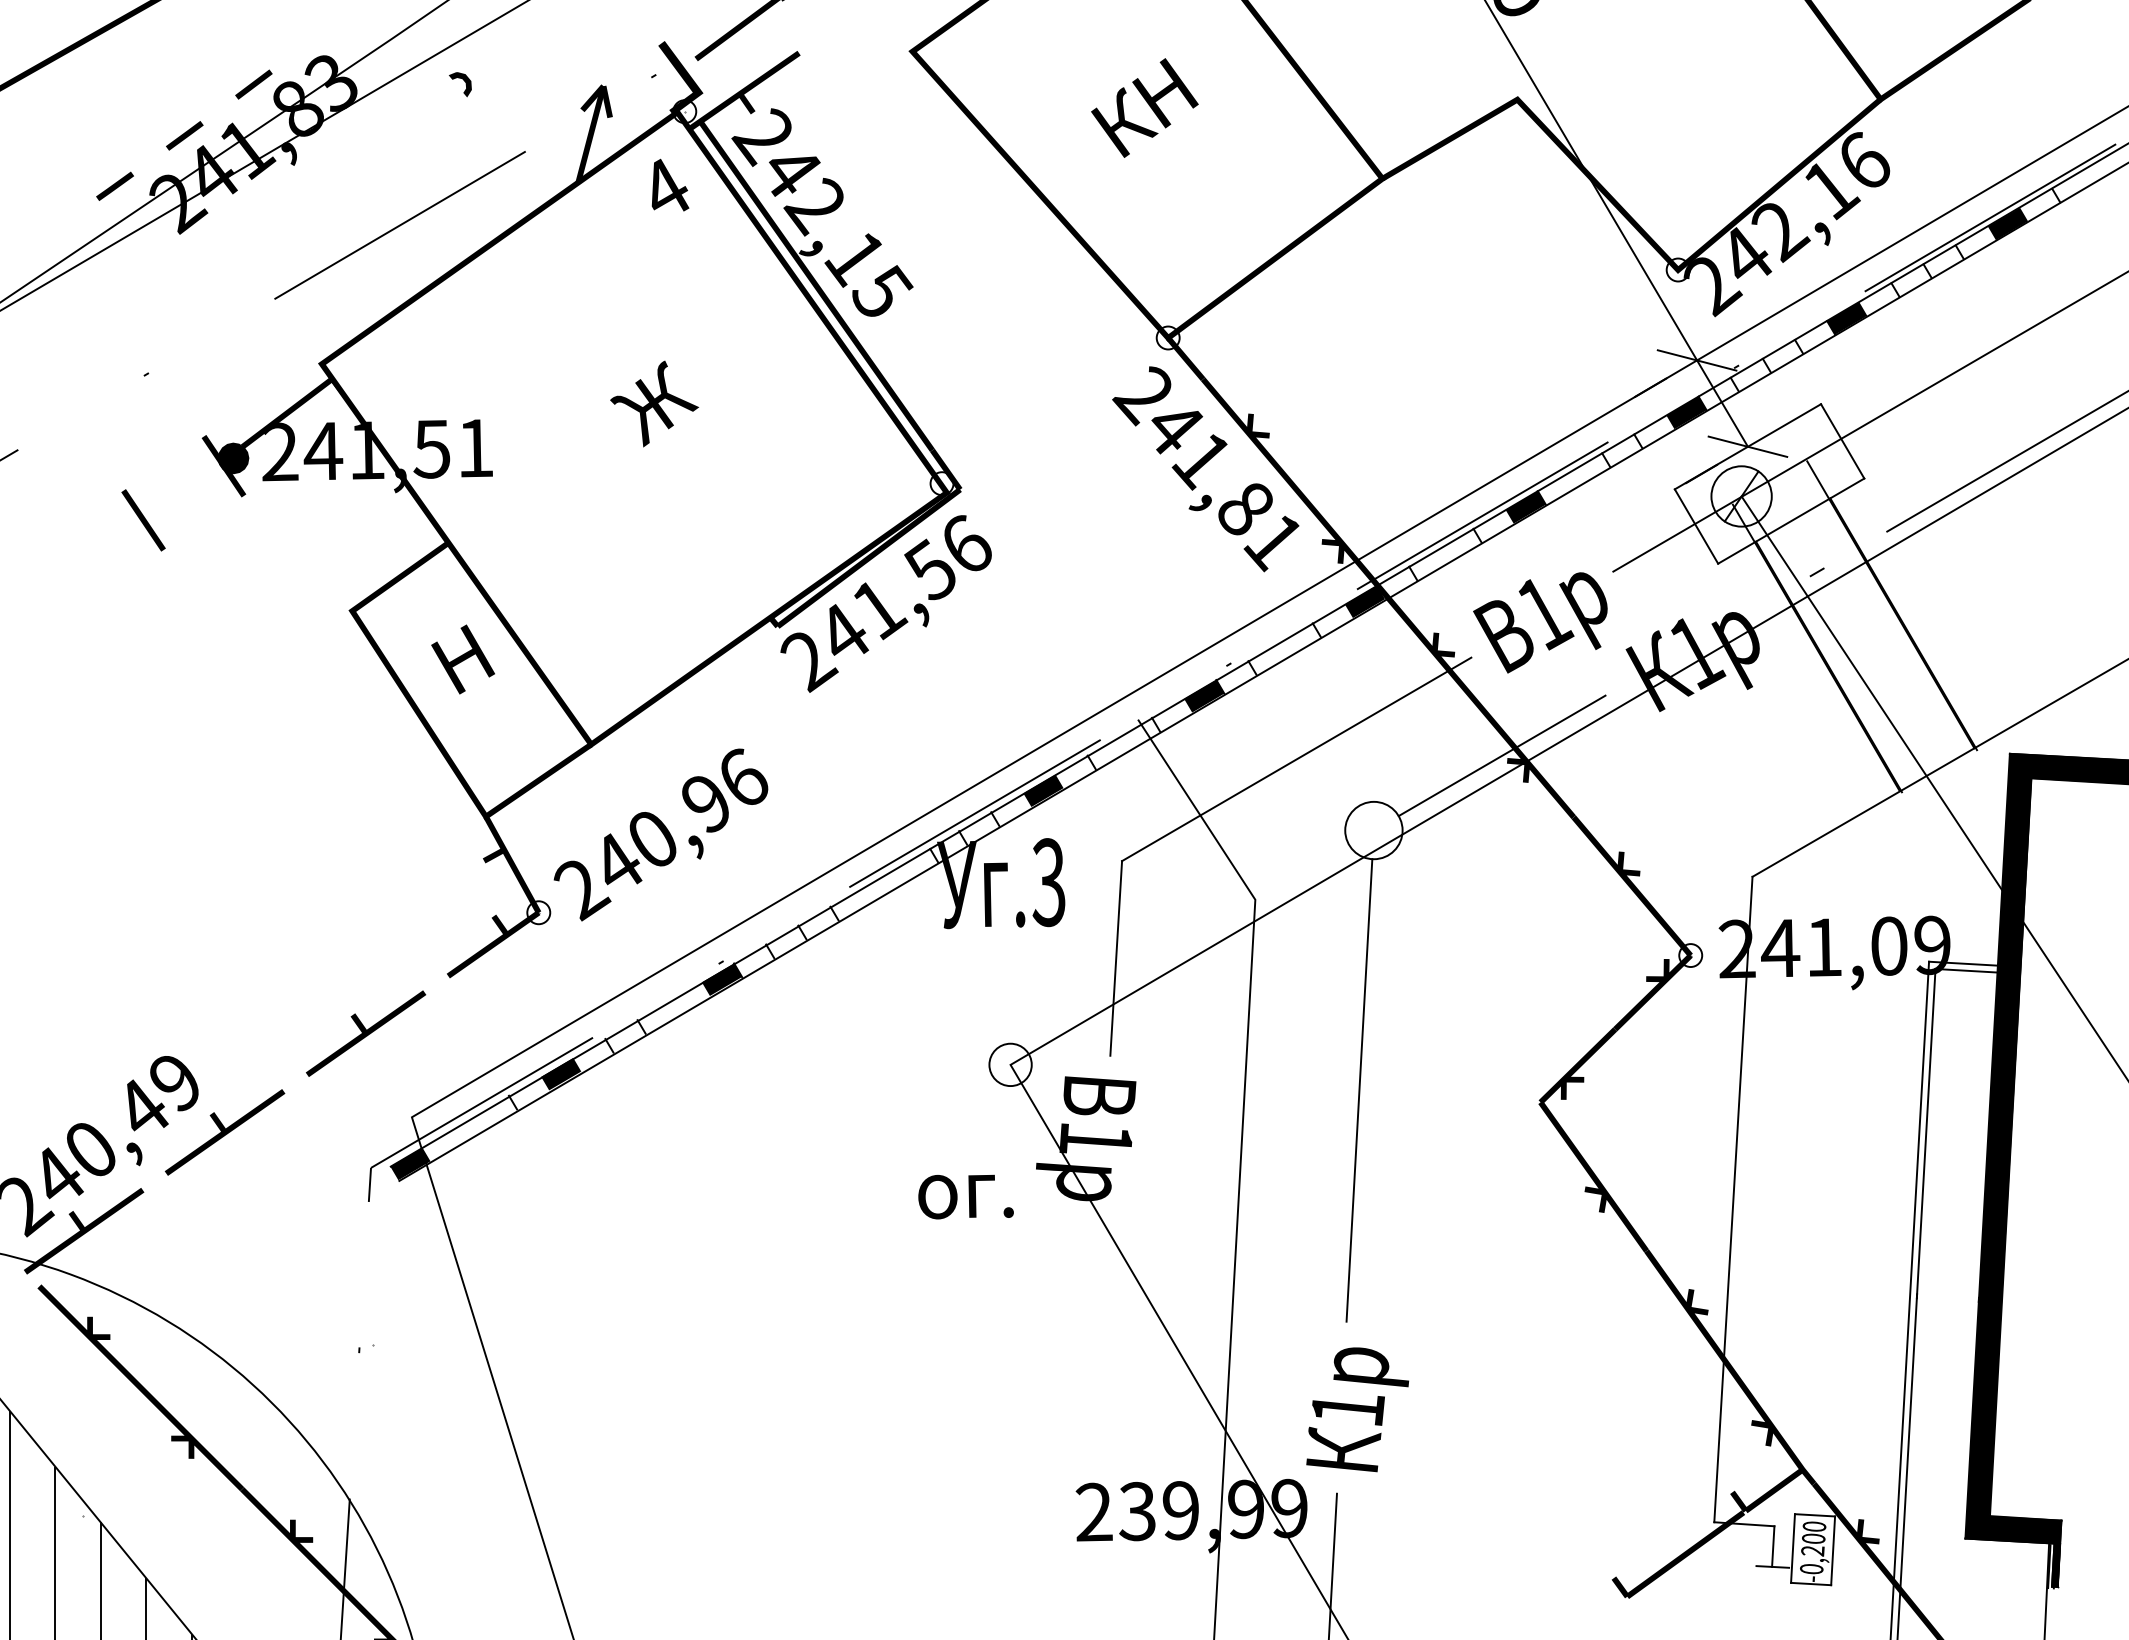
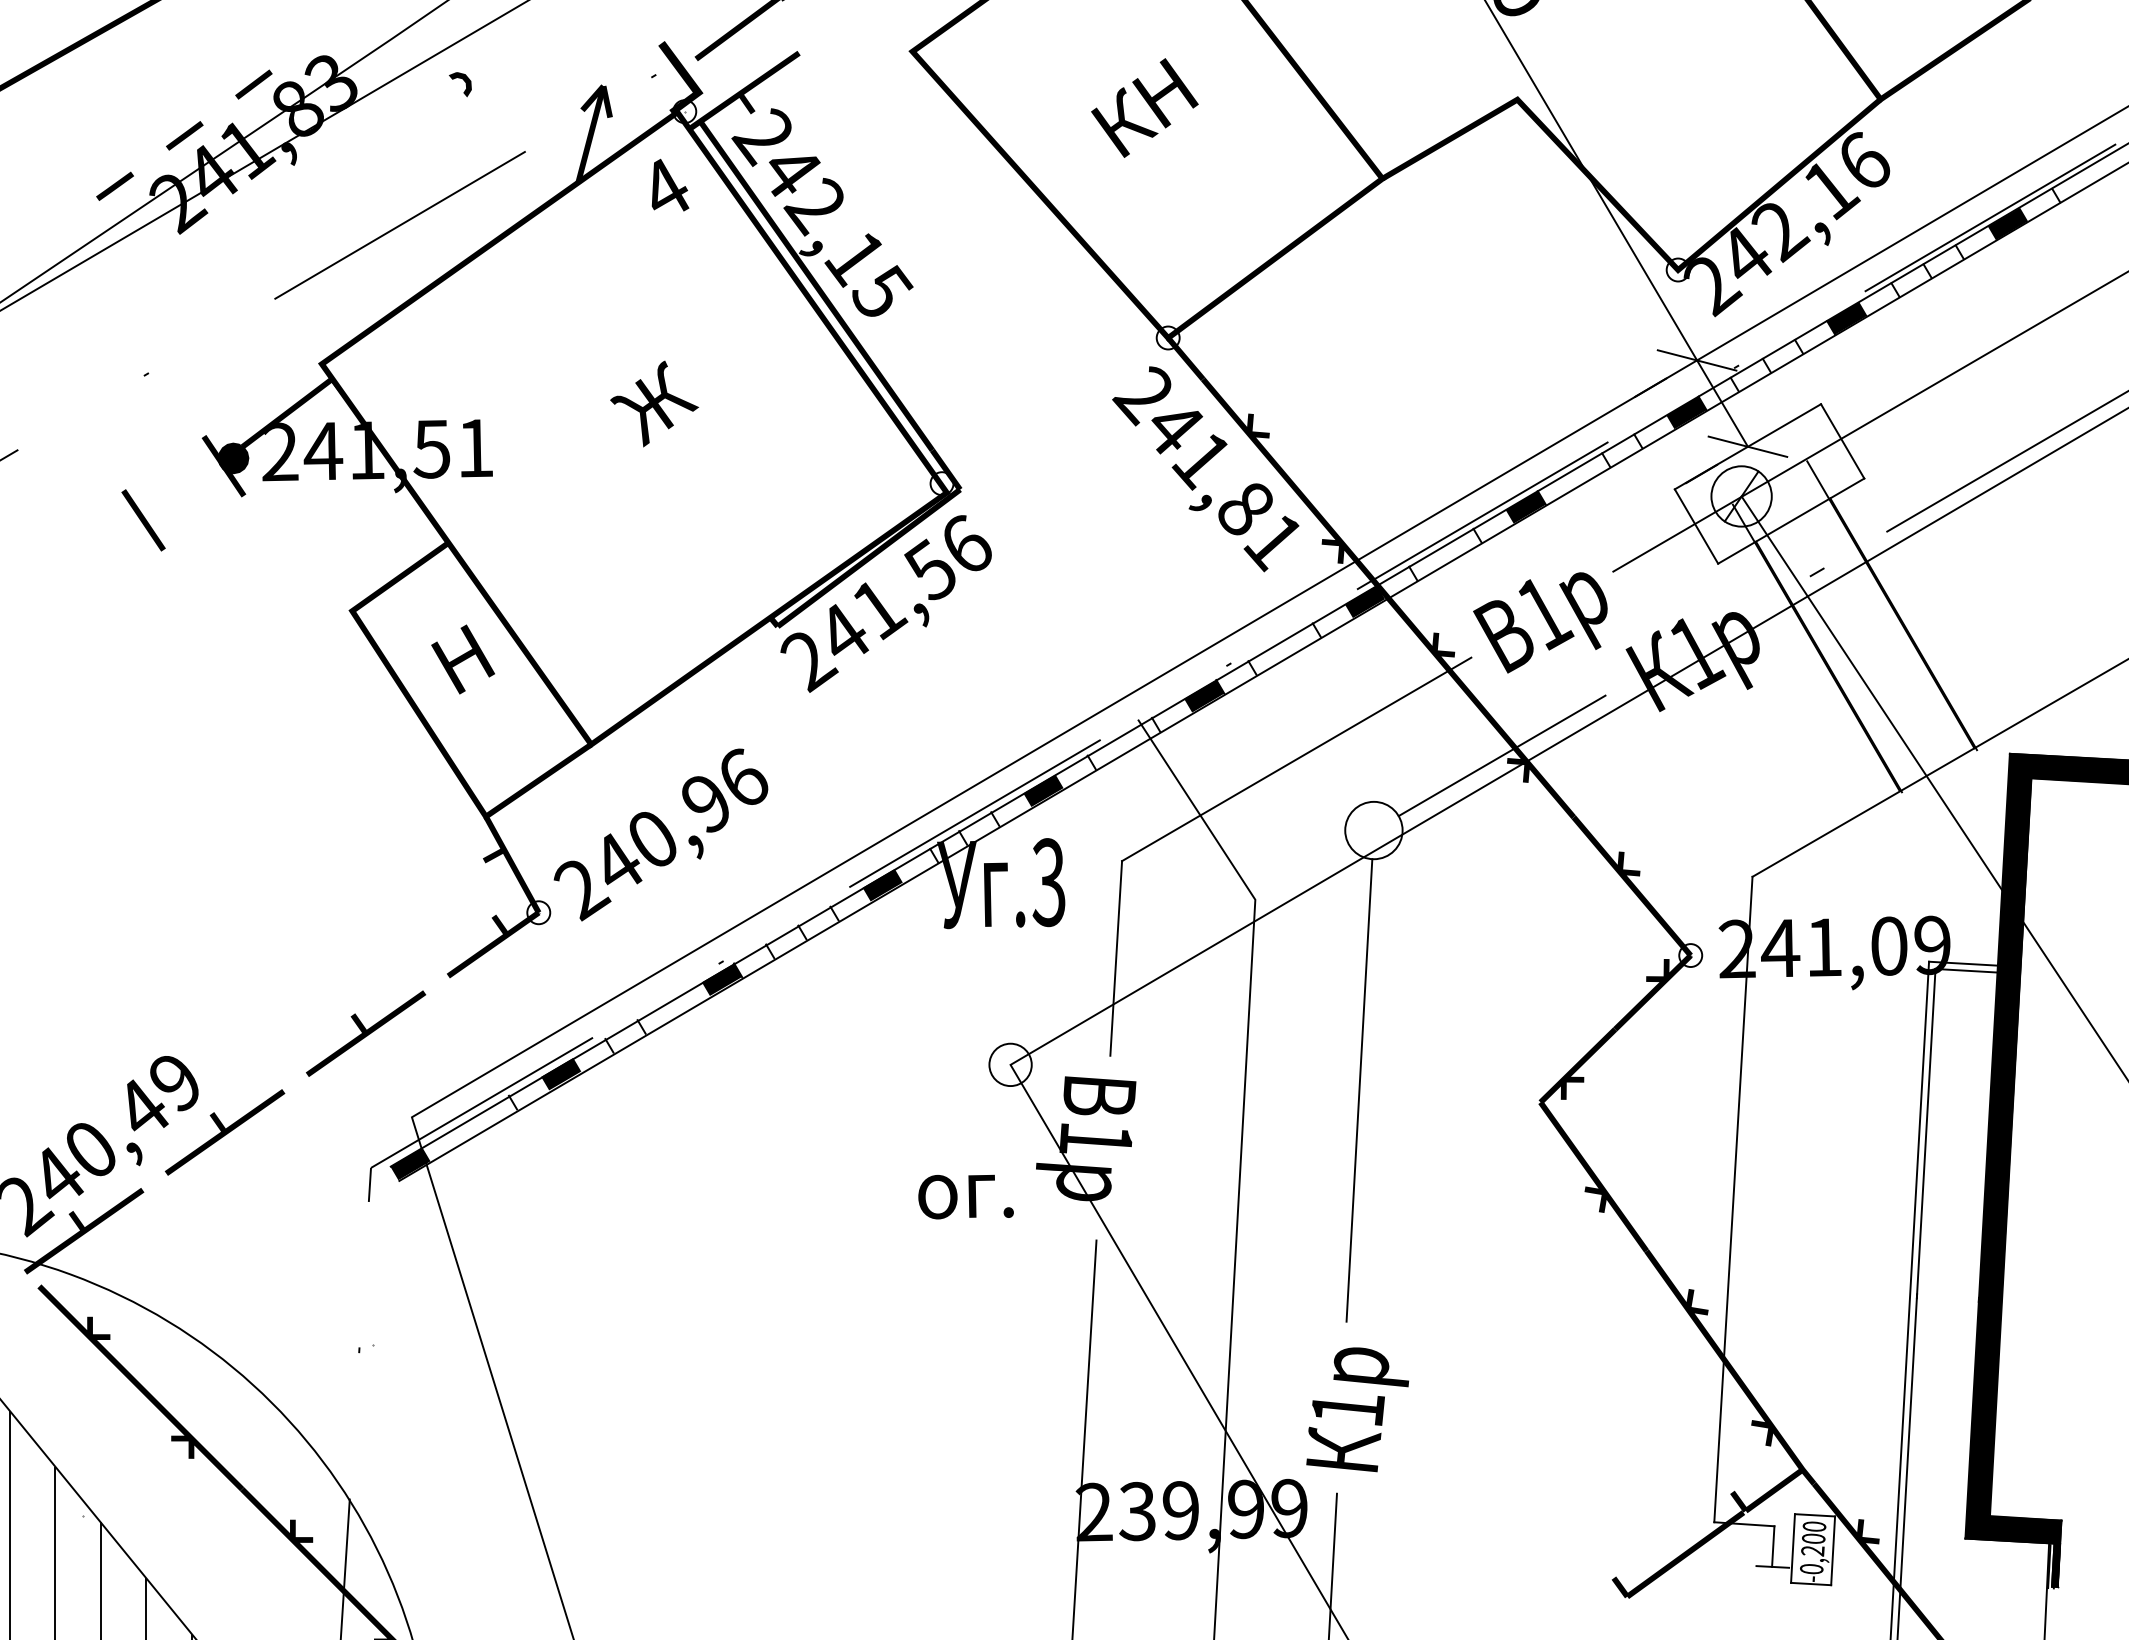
fill: none -> present (882, 884)
line: none -> present (1084, 1438)
